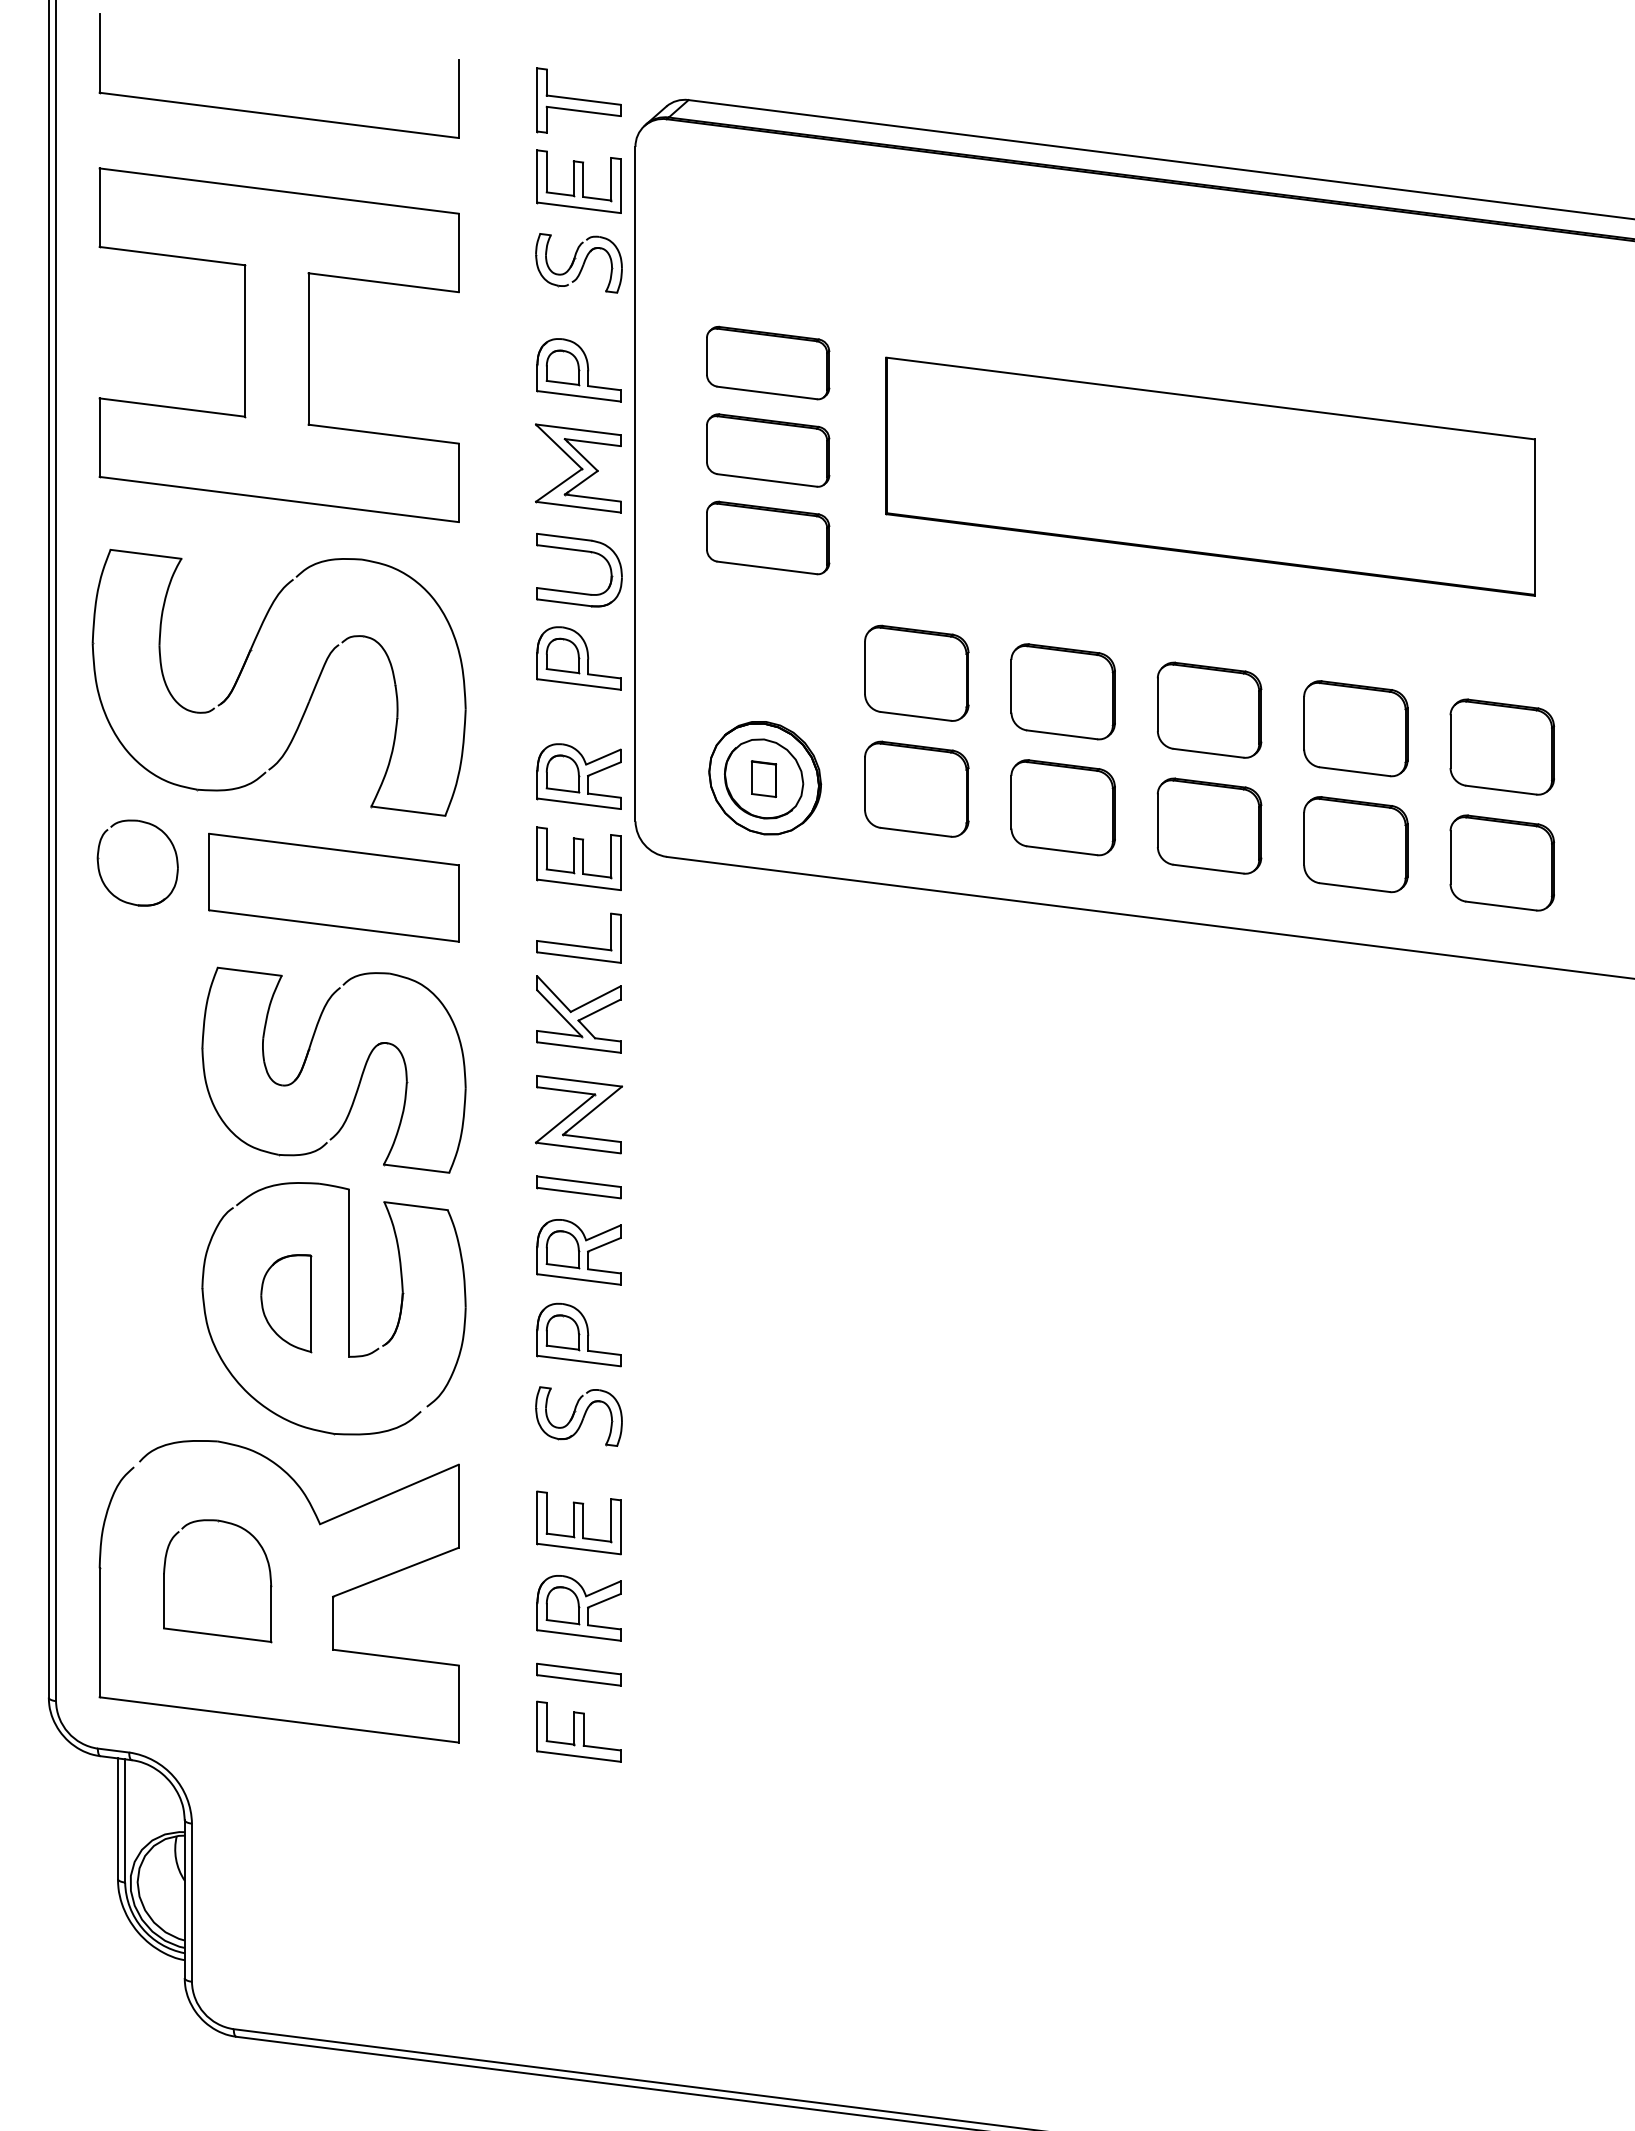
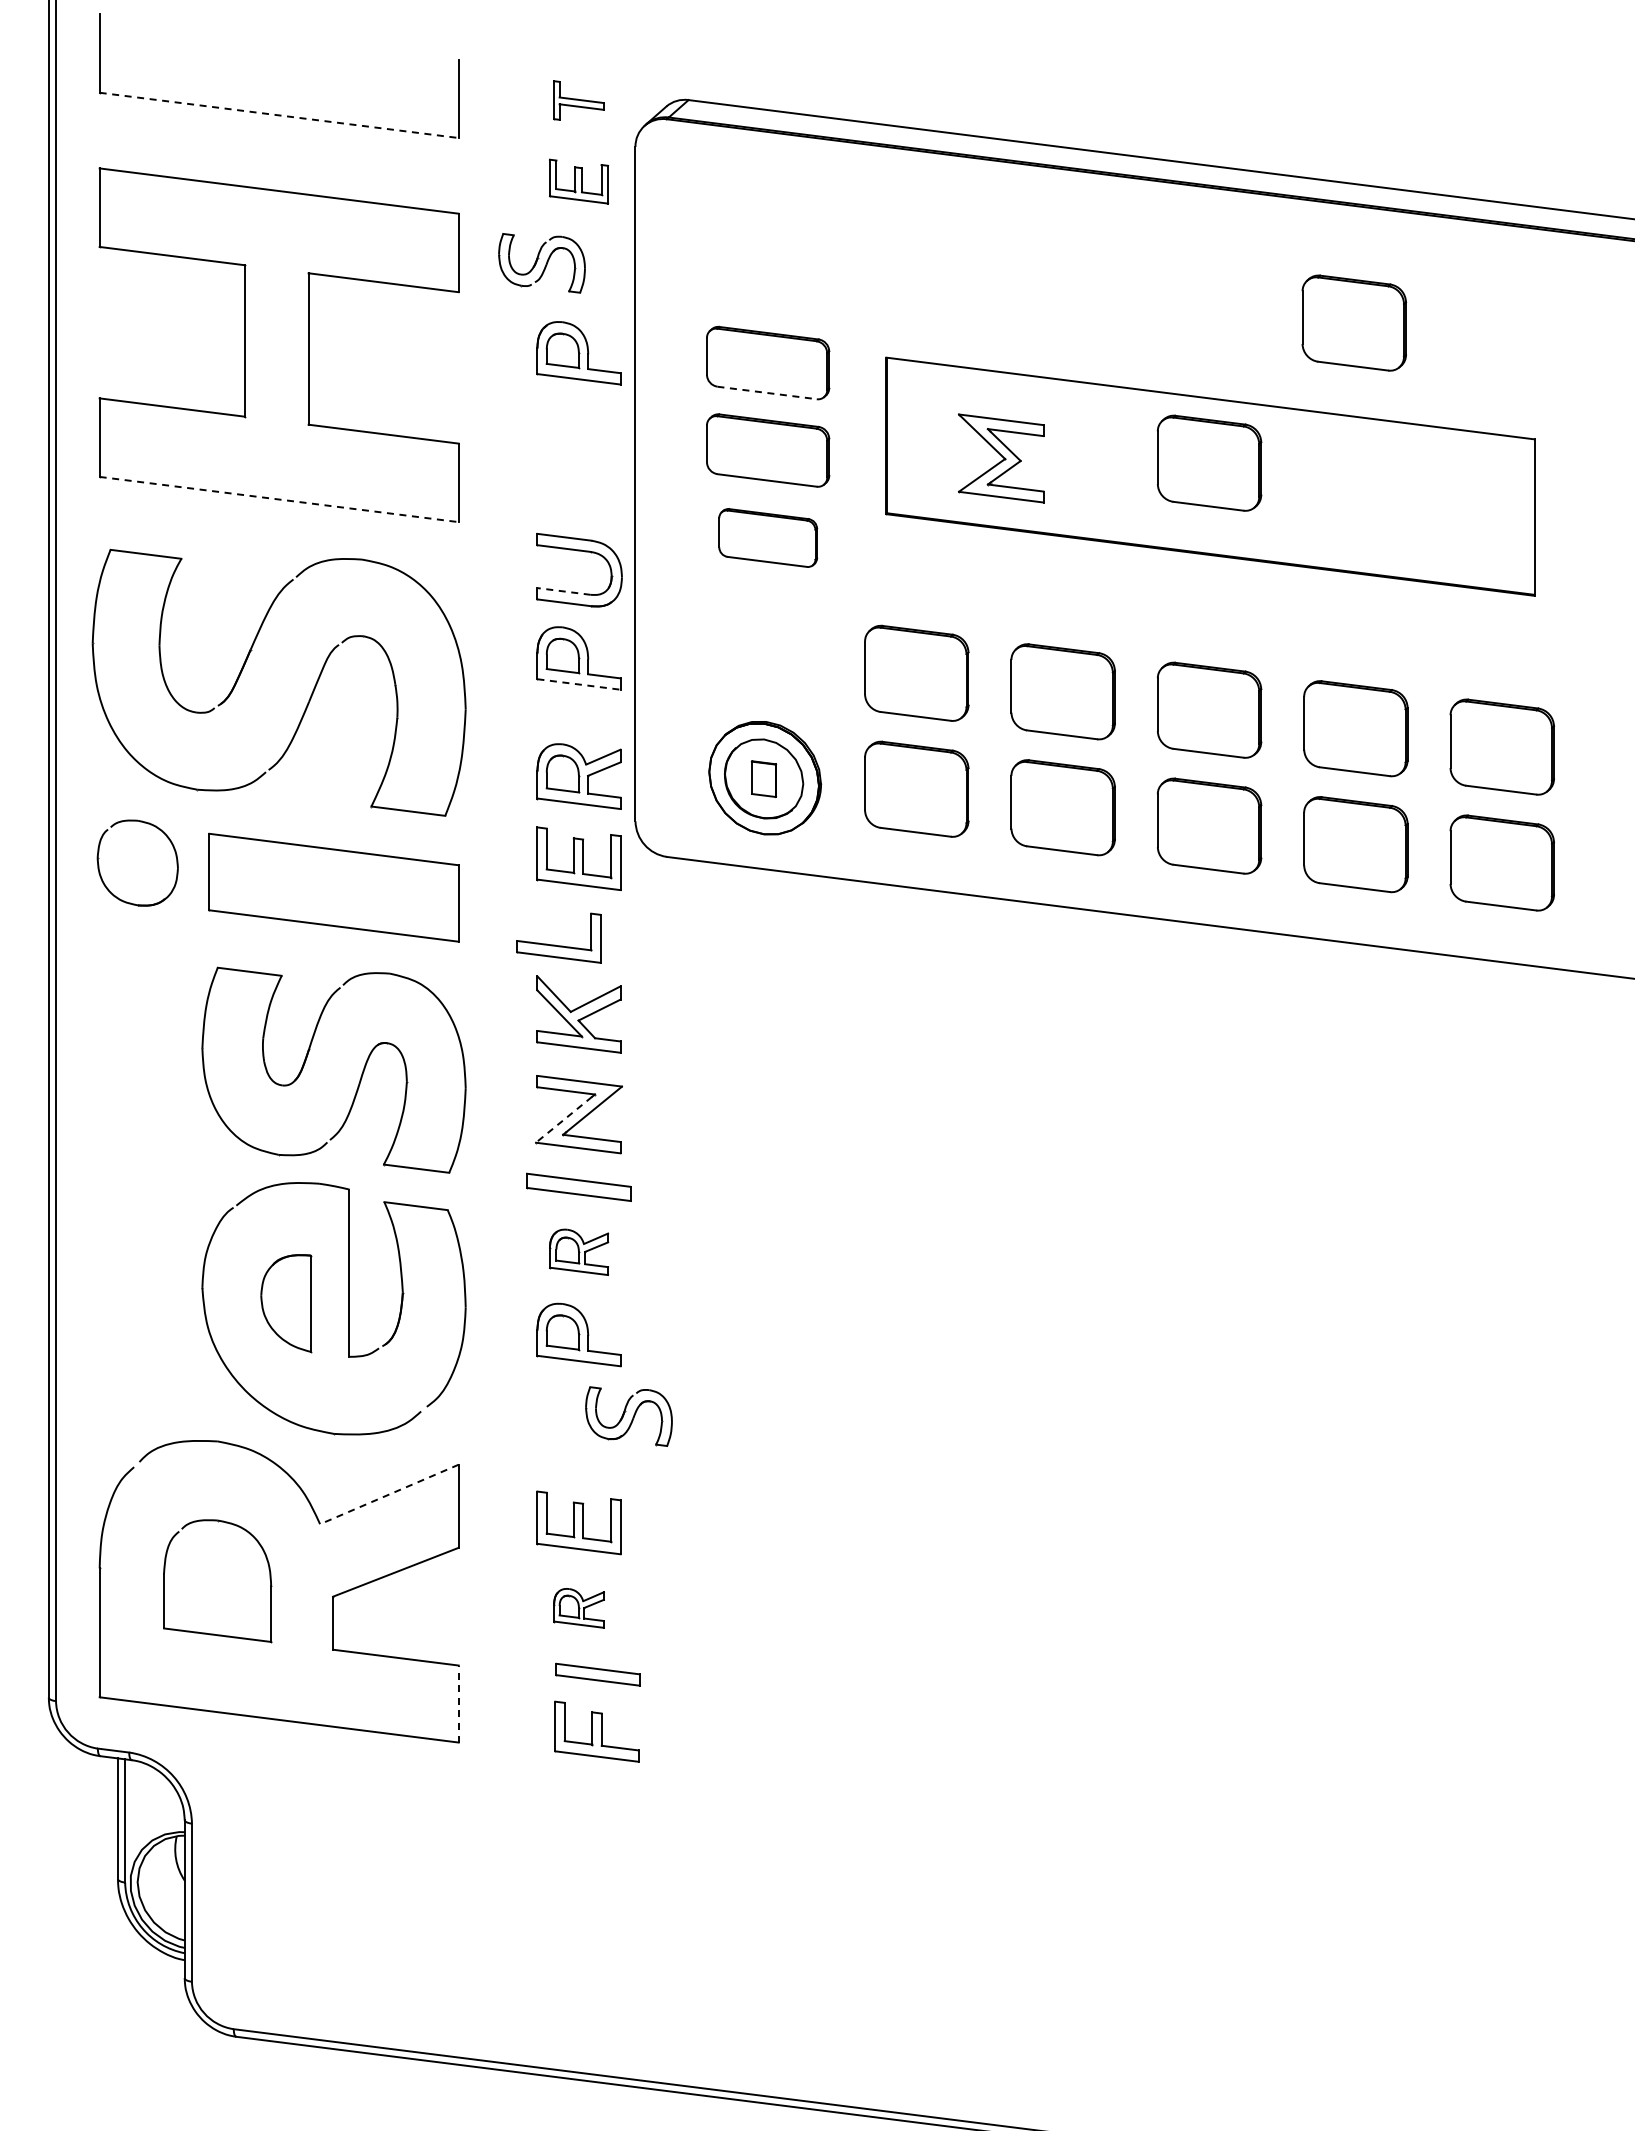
part size: 86x67 px -> 52x41 px (578, 100)
line: solid -> dashed (279, 115)
part size: 86x65 px -> 61x47 px (579, 181)
part position: (578, 263) -> (541, 263) (541, 263)
part: none -> present (1354, 322)
part position: (578, 370) -> (578, 353) (578, 353)
line: solid -> dashed (767, 393)
part: none -> present (1209, 462)
part position: (578, 468) -> (1001, 458) (1001, 458)
line: solid -> dashed (279, 499)
part size: 125x76 px -> 101x60 px (768, 537)
line: solid -> dashed (564, 591)
line: solid -> dashed (579, 684)
part position: (575, 944) -> (555, 944) (555, 944)
line: solid -> dashed (563, 1120)
part size: 86x25 px -> 106x30 px (578, 1186)
part size: 86x67 px -> 61x48 px (579, 1251)
part position: (578, 1416) -> (628, 1416) (628, 1416)
line: solid -> dashed (388, 1494)
part size: 86x67 px -> 52x41 px (578, 1608)
part position: (578, 1674) -> (597, 1674) (597, 1674)
line: solid -> dashed (458, 1704)
part position: (578, 1731) -> (596, 1731) (596, 1731)
